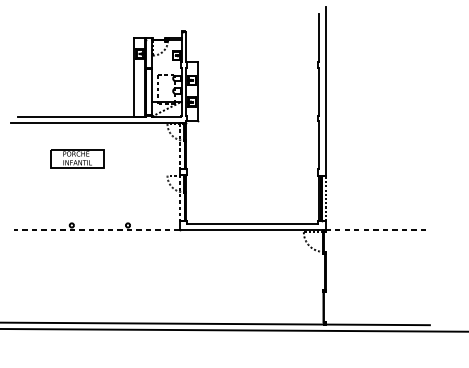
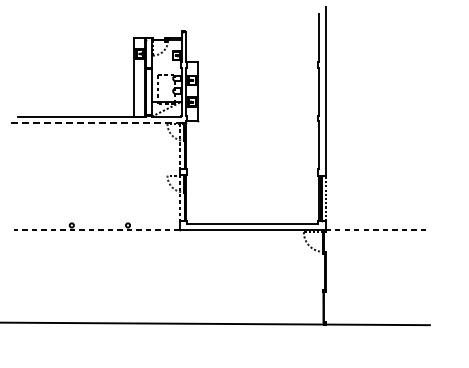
line: solid -> dashed (98, 123)
part: present -> none (77, 158)
line: present -> none (233, 330)
